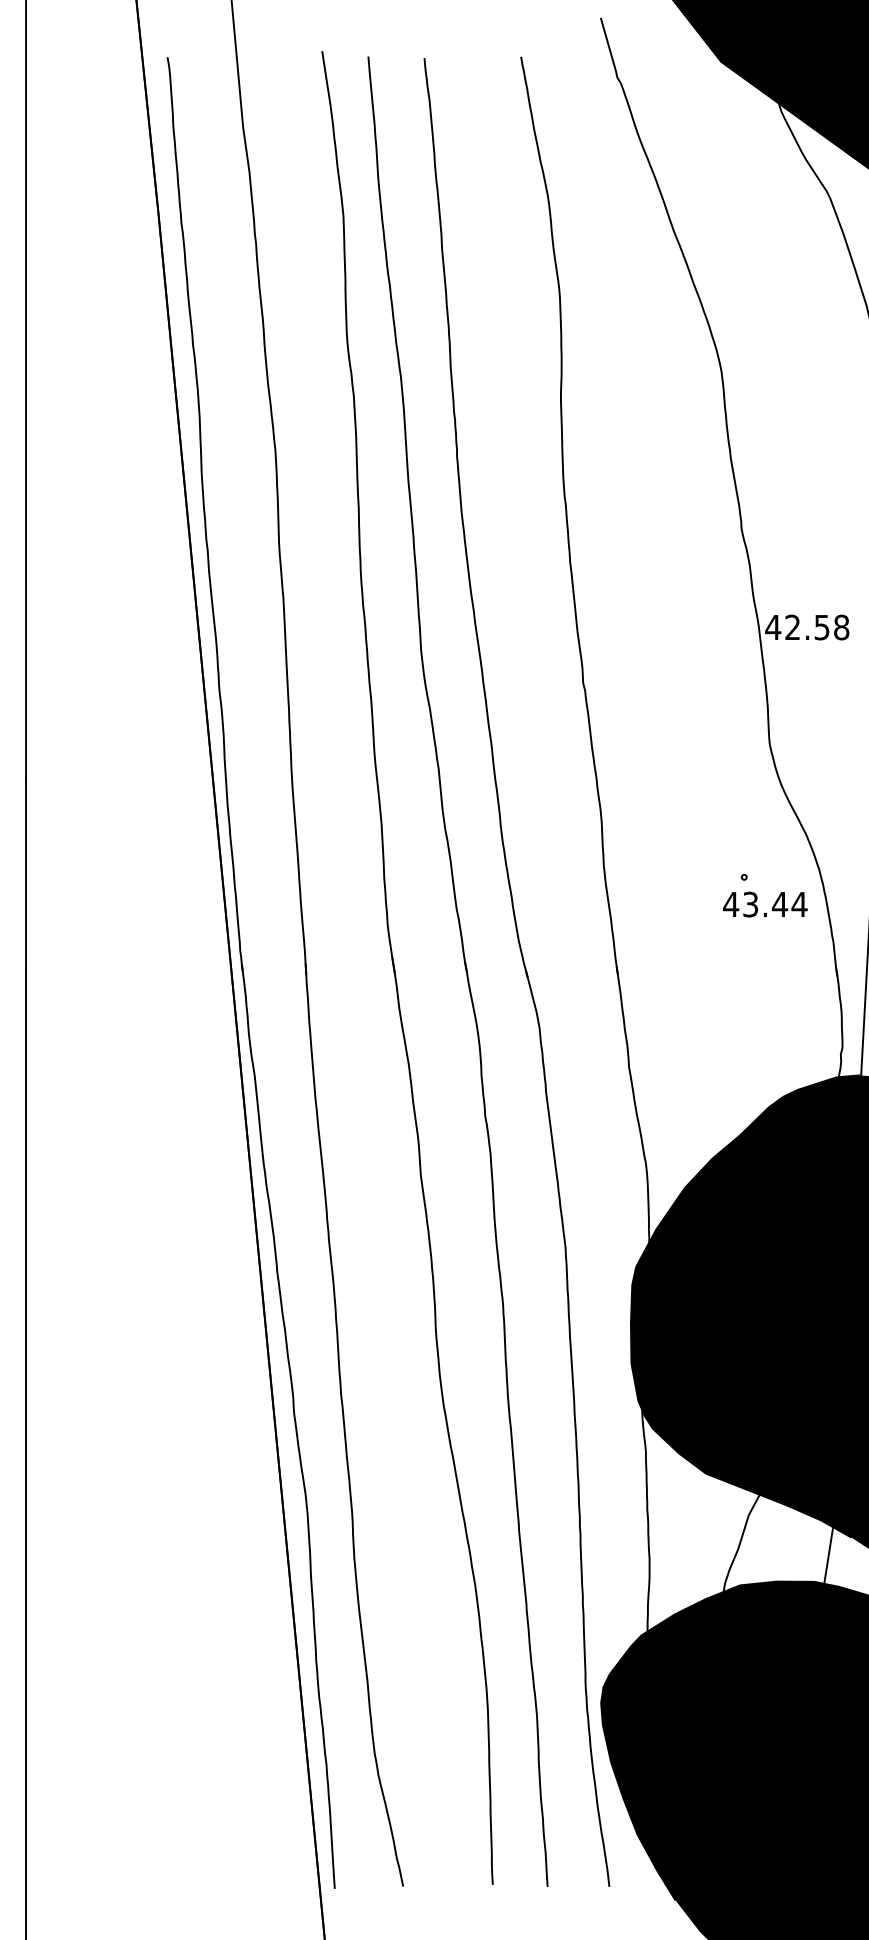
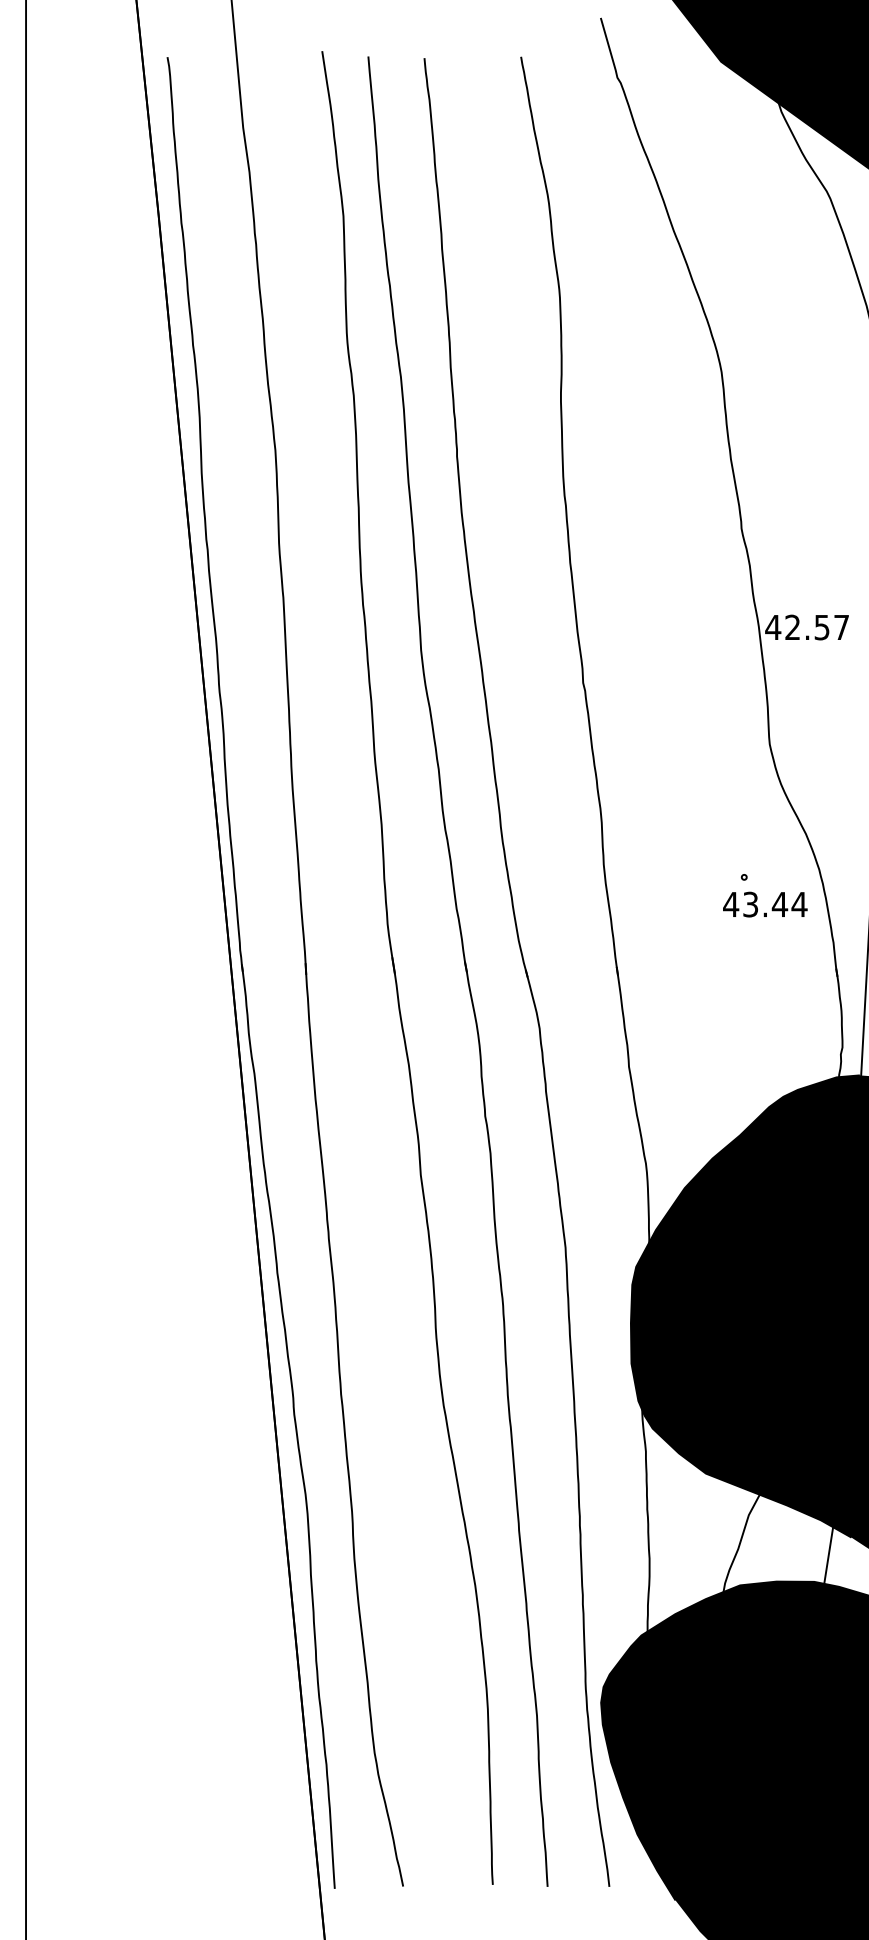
text: 42.58 -> 42.57 (841, 627)
